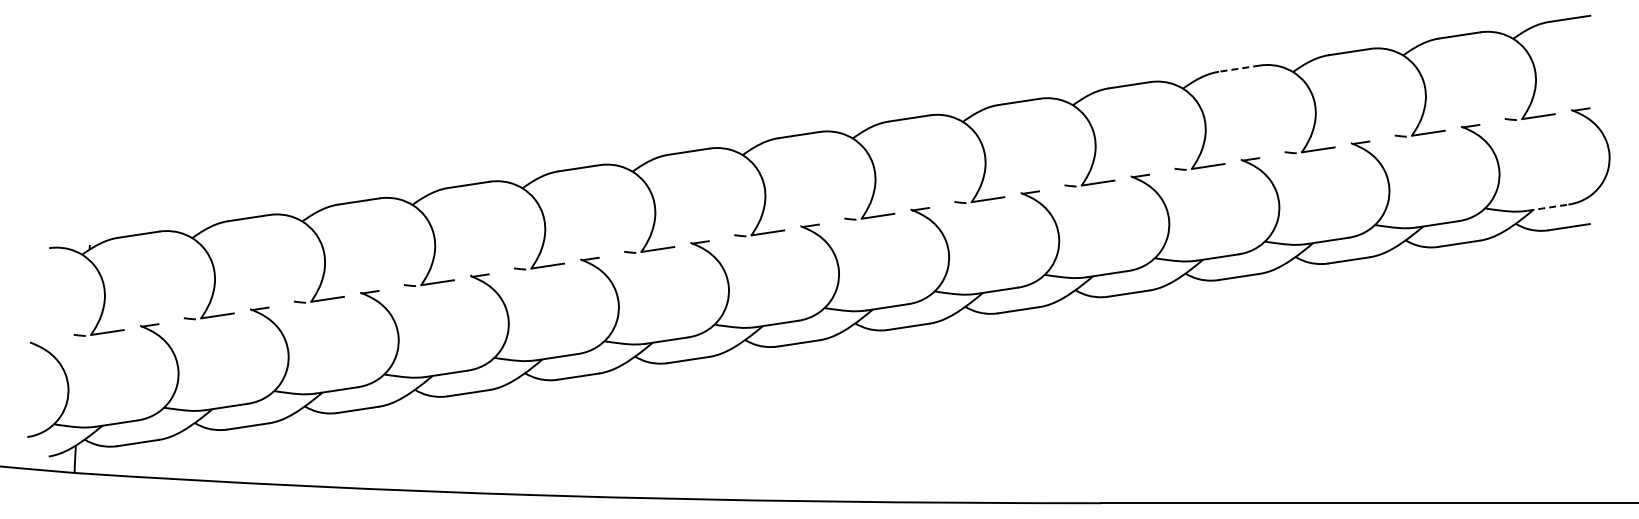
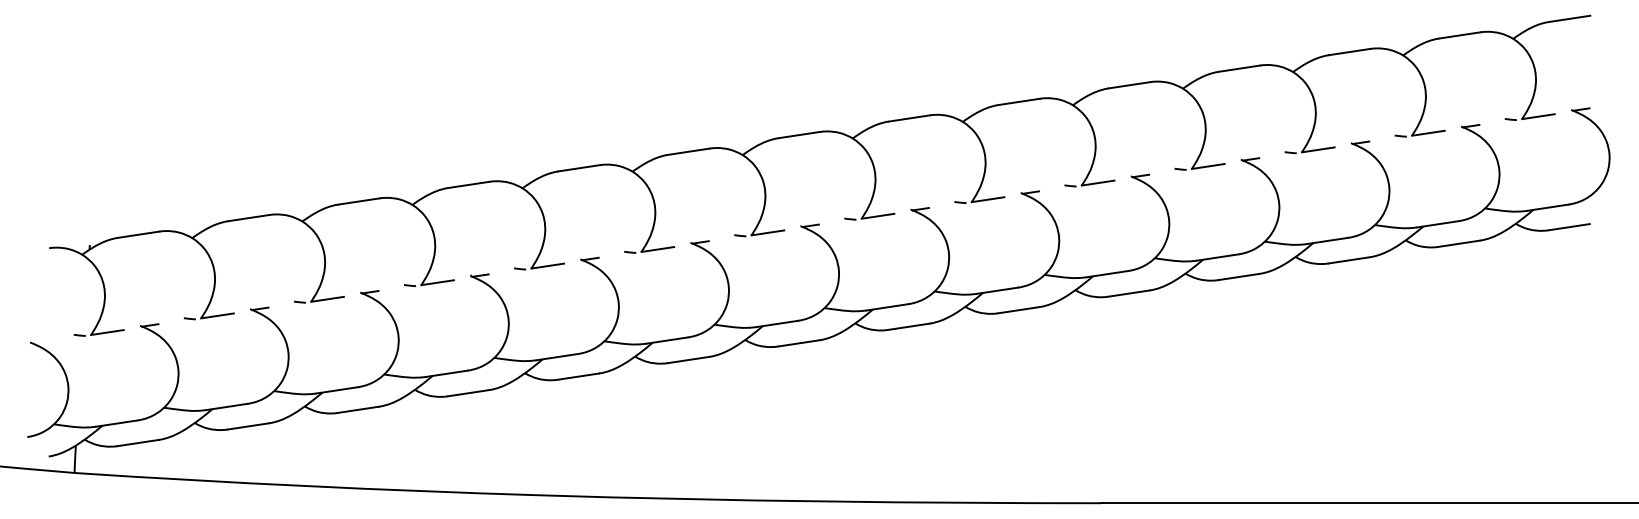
line: dashed -> solid (1239, 68)
line: dashed -> solid (1547, 207)
